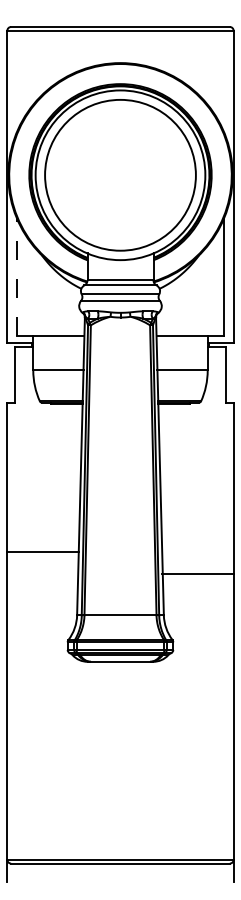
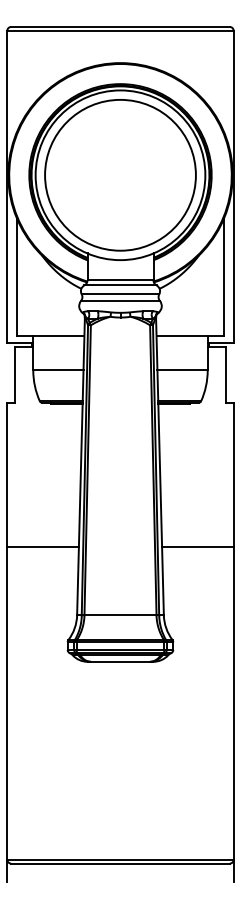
line: dashed -> solid (16, 275)
line position: (42, 551) -> (42, 546) (42, 546)
line position: (197, 573) -> (197, 546) (197, 546)
